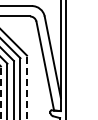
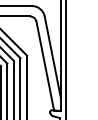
line: dashed -> solid (27, 87)
line: dashed -> solid (0, 92)
